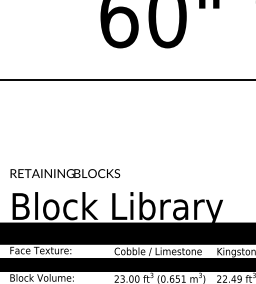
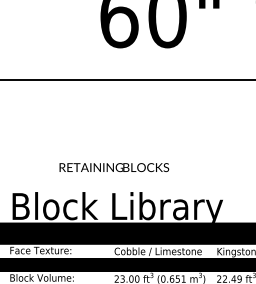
text position: (65, 173) -> (114, 167) (114, 167)
